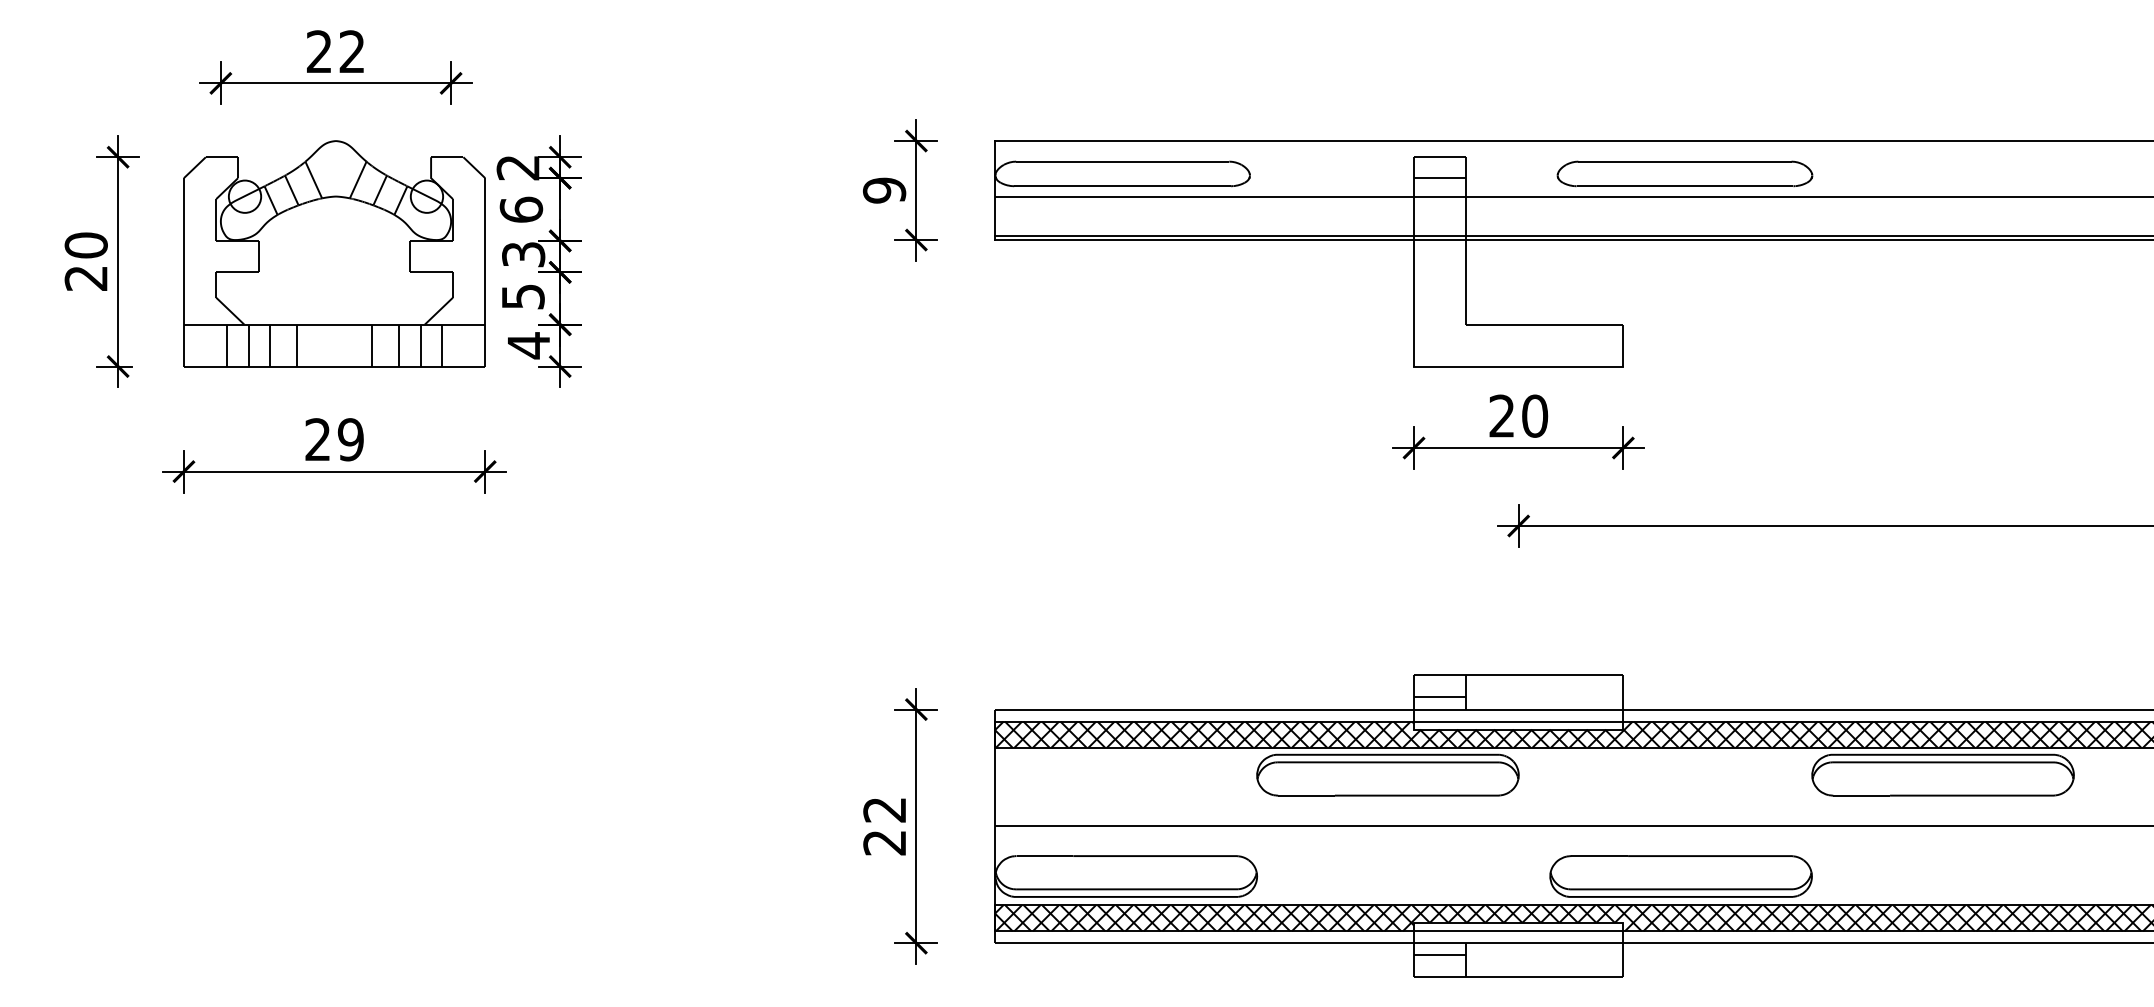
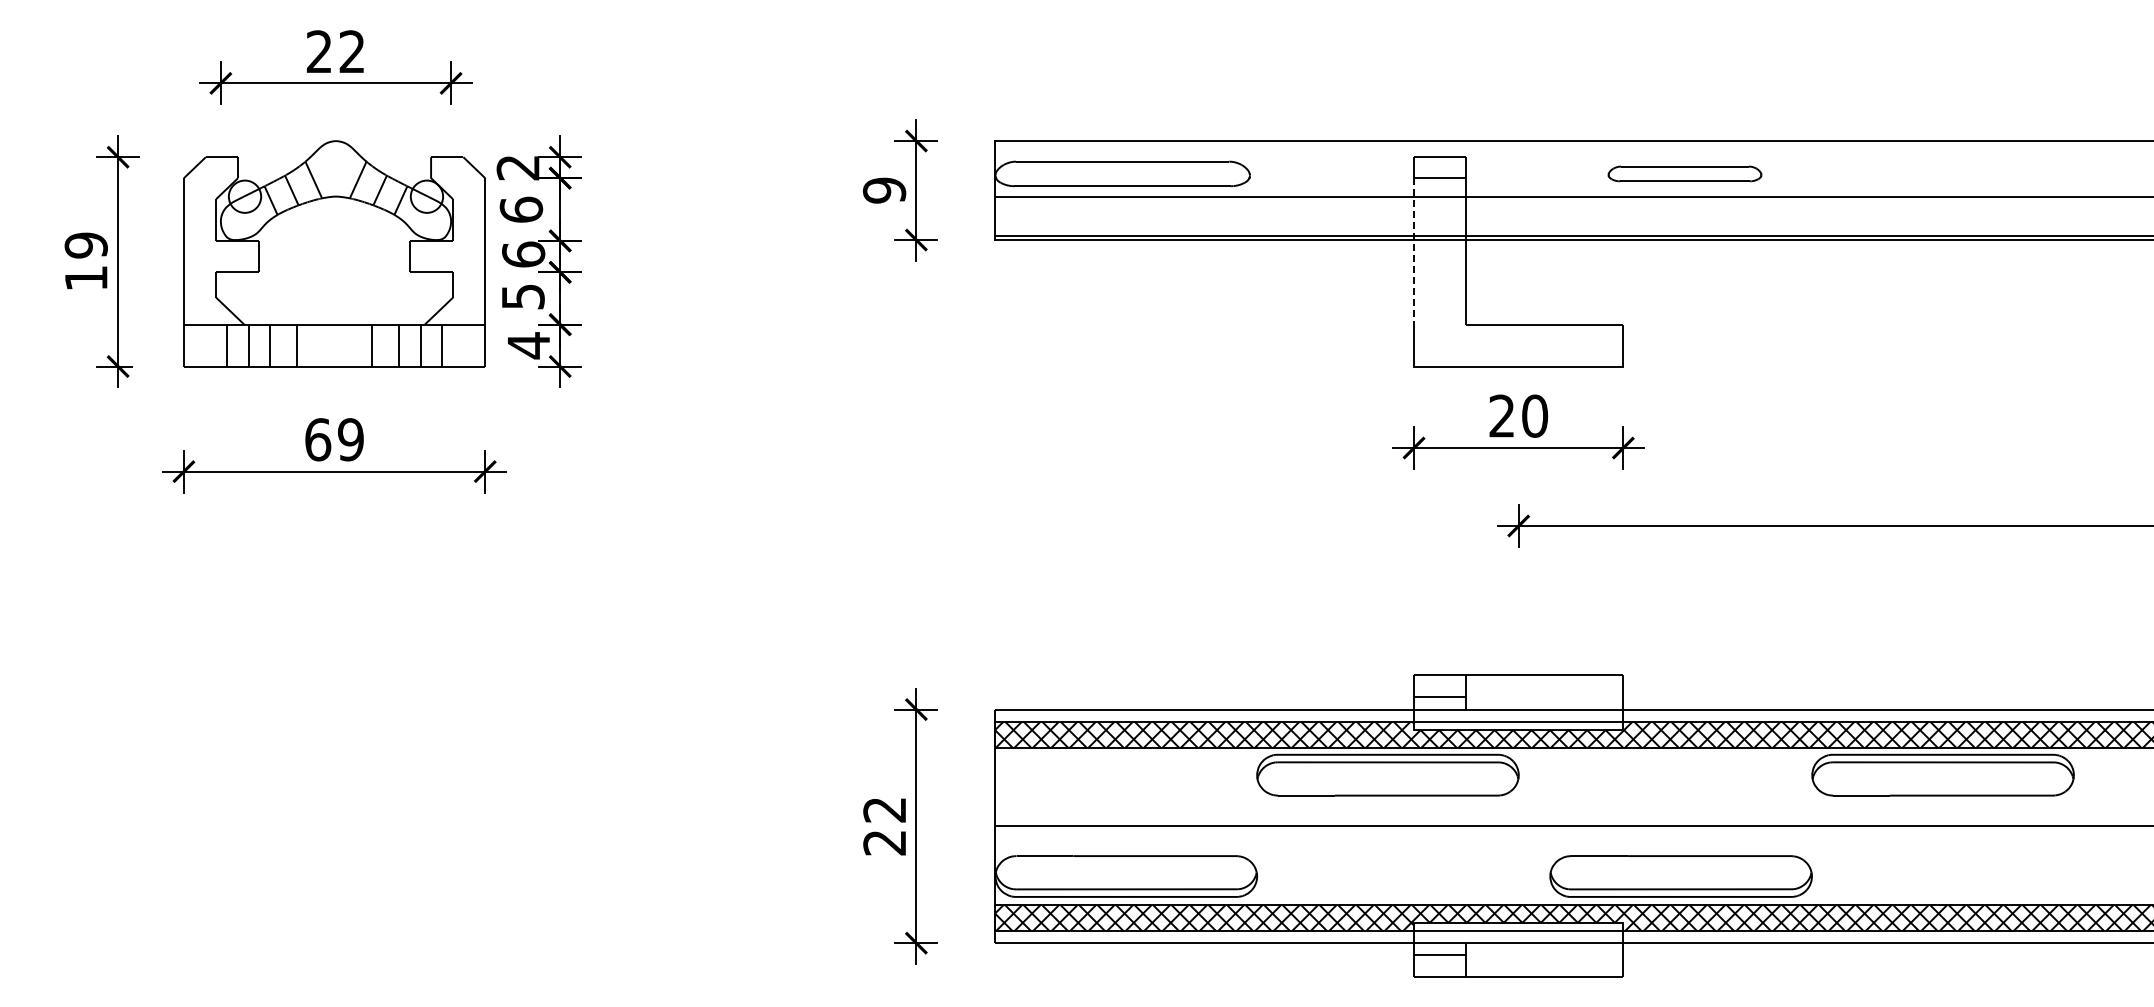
part size: 258x28 px -> 156x18 px (1684, 173)
line: solid -> dashed (1414, 251)
text: 3 -> 6 (523, 254)
text: 20 -> 19 (85, 261)
text: 29 -> 69 (318, 439)
